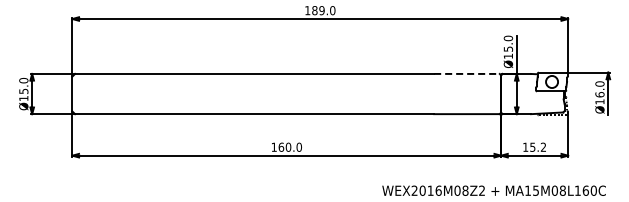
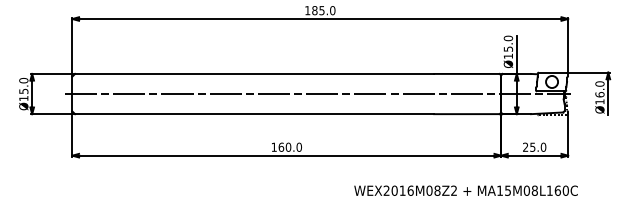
text: 189.0 -> 185.0 (321, 10)
line: dashed -> solid (466, 73)
line: none -> present (317, 94)
text: 15.2 -> 25.0 (534, 146)
text position: (493, 190) -> (465, 190) (465, 190)
